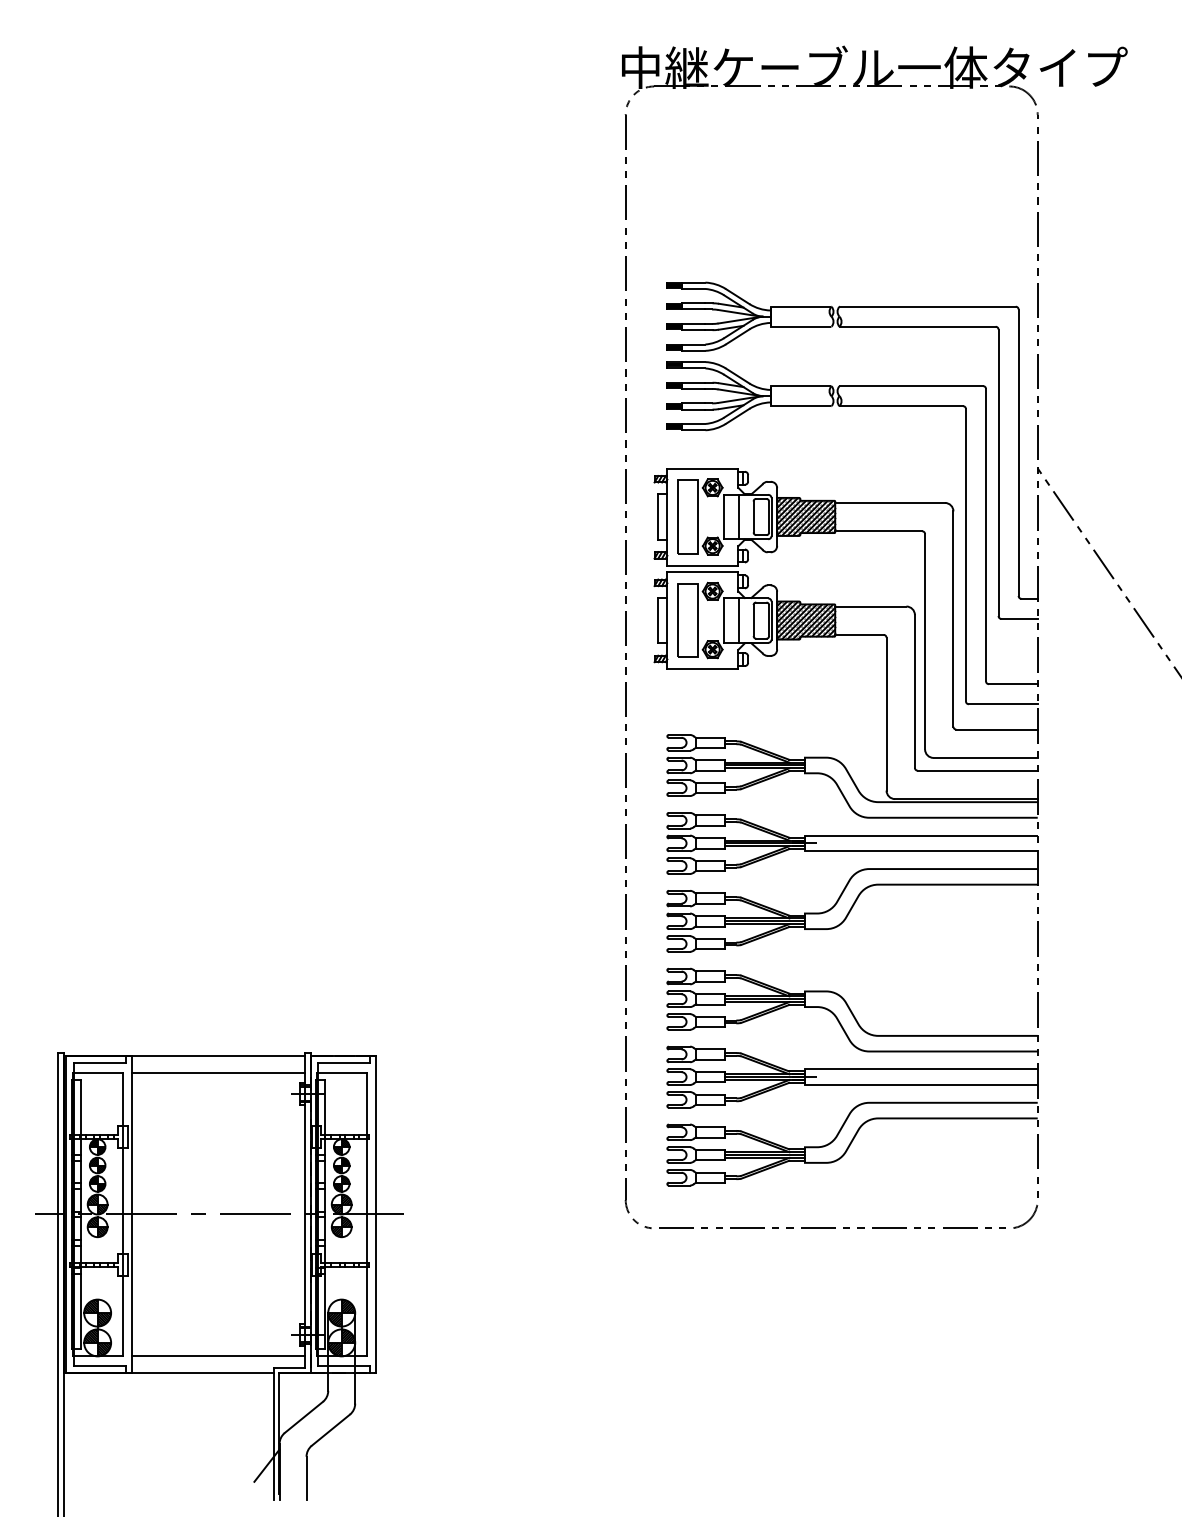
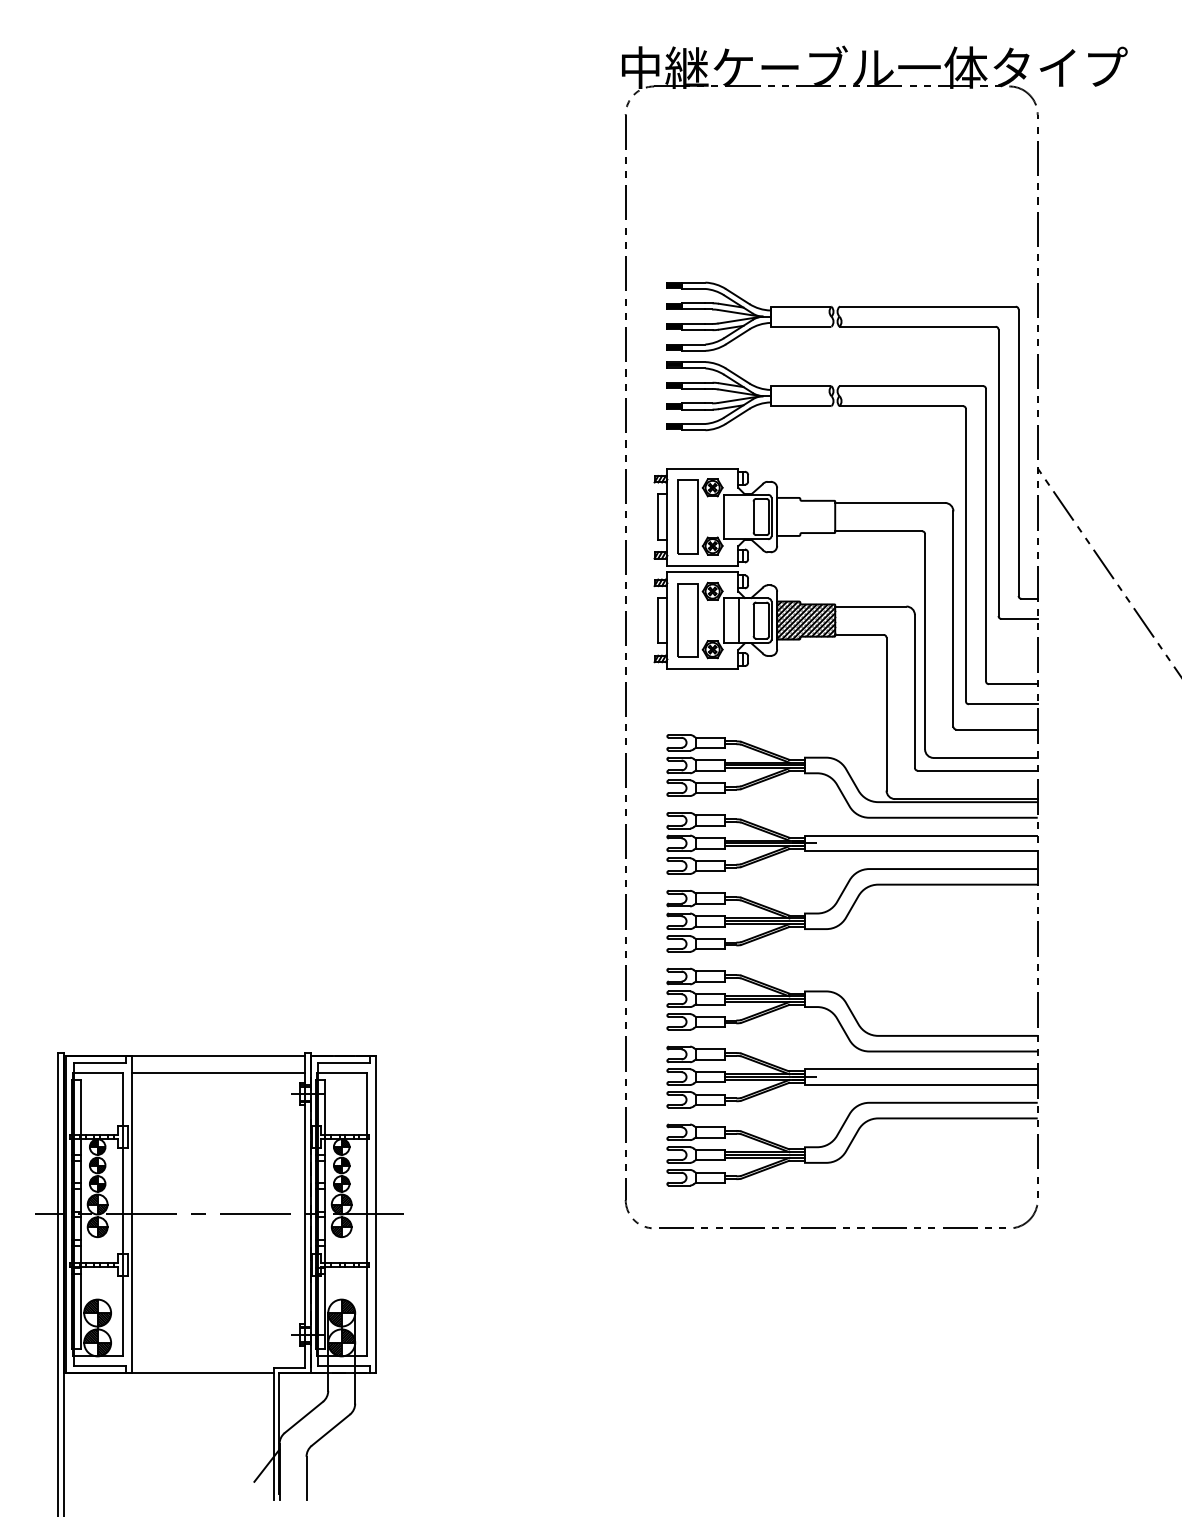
line: present -> none (738, 516)
hatch: present -> none (806, 516)
line: present -> none (217, 1356)
